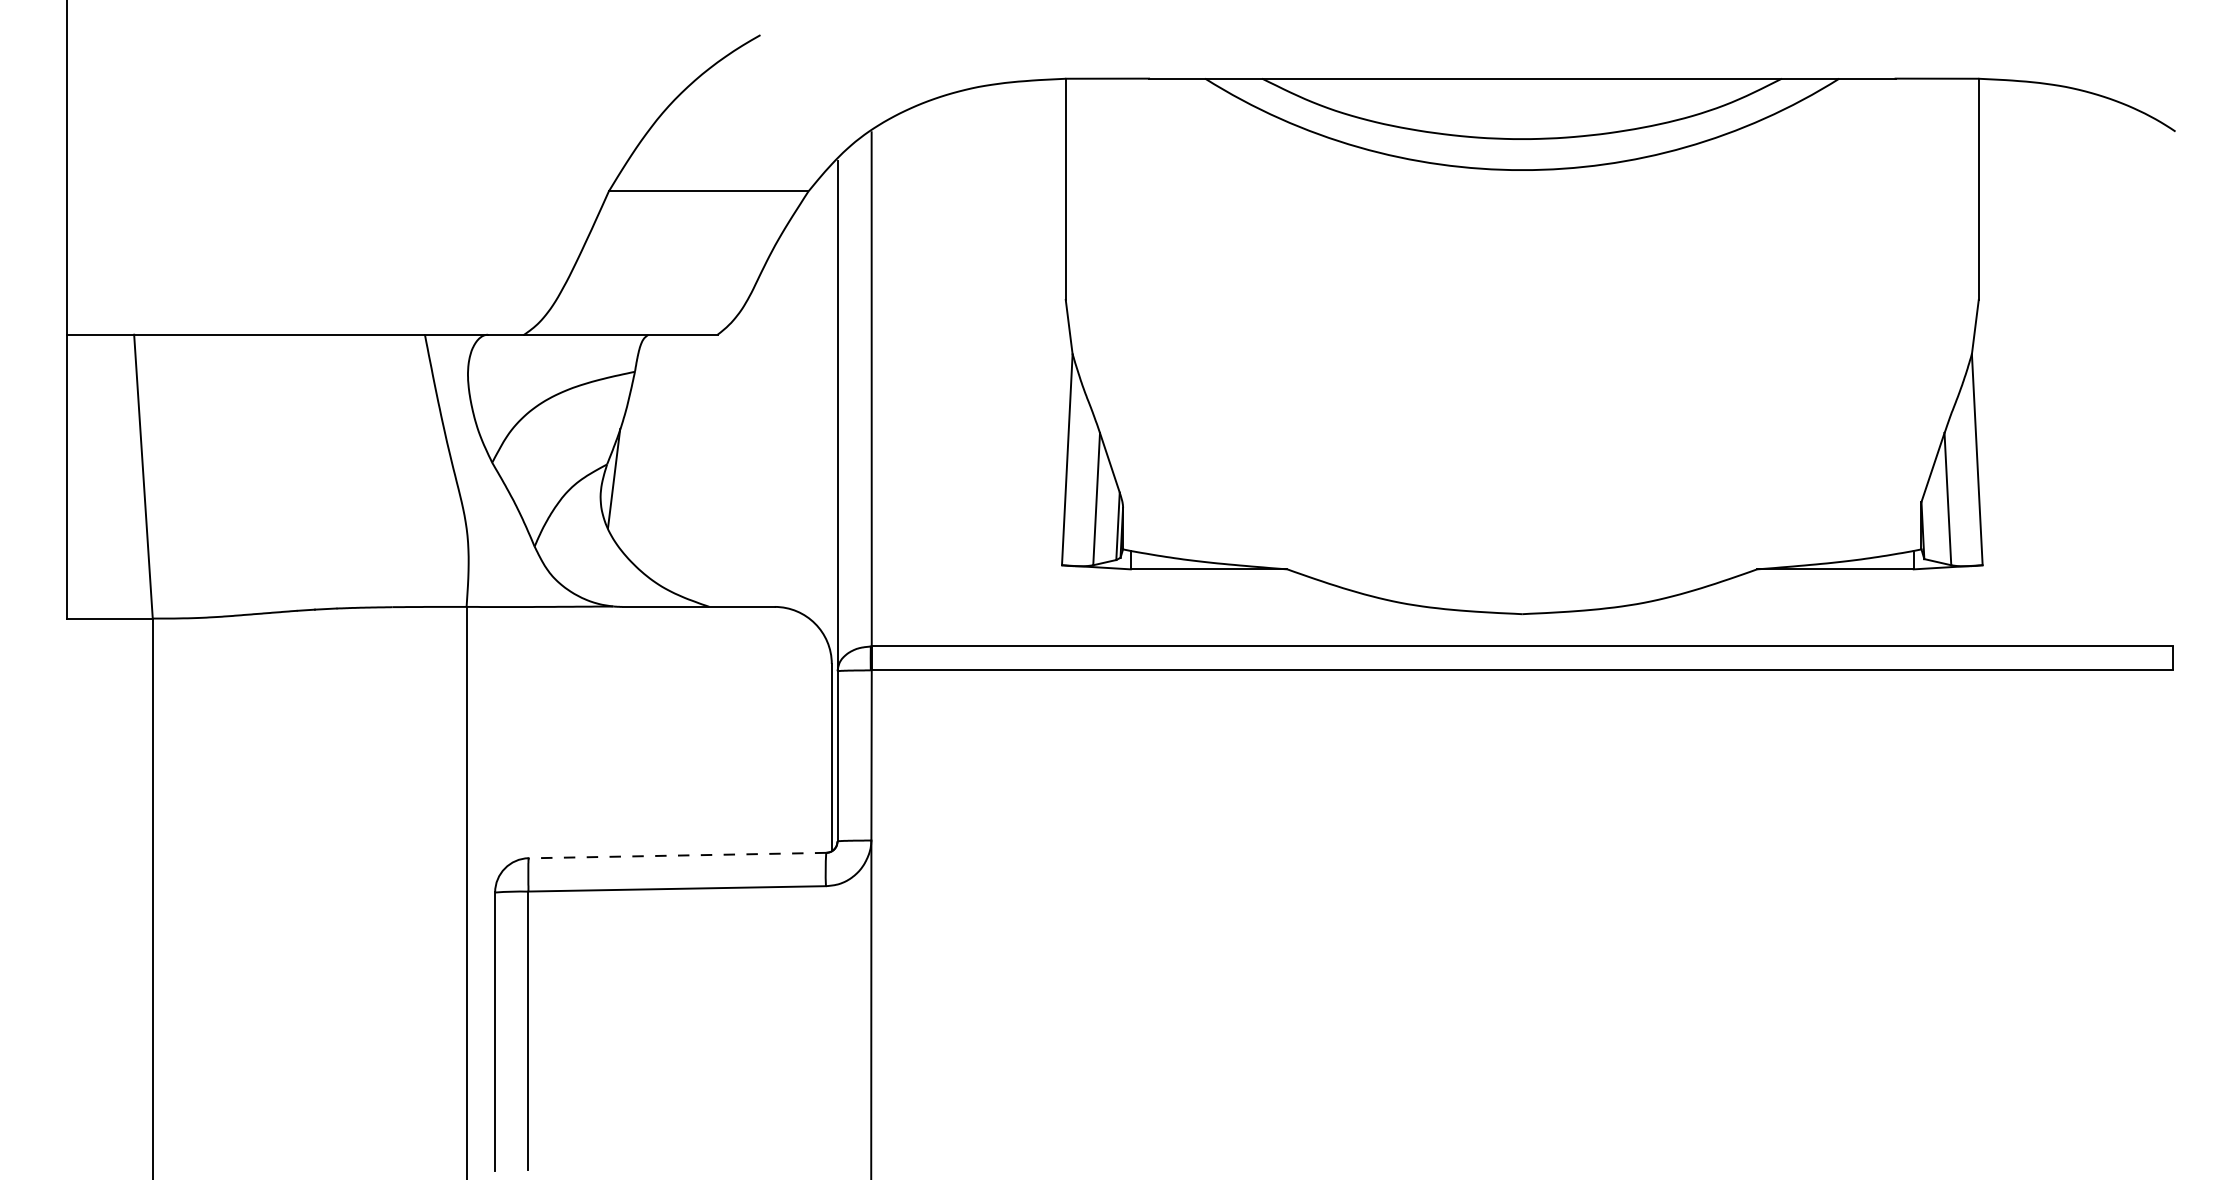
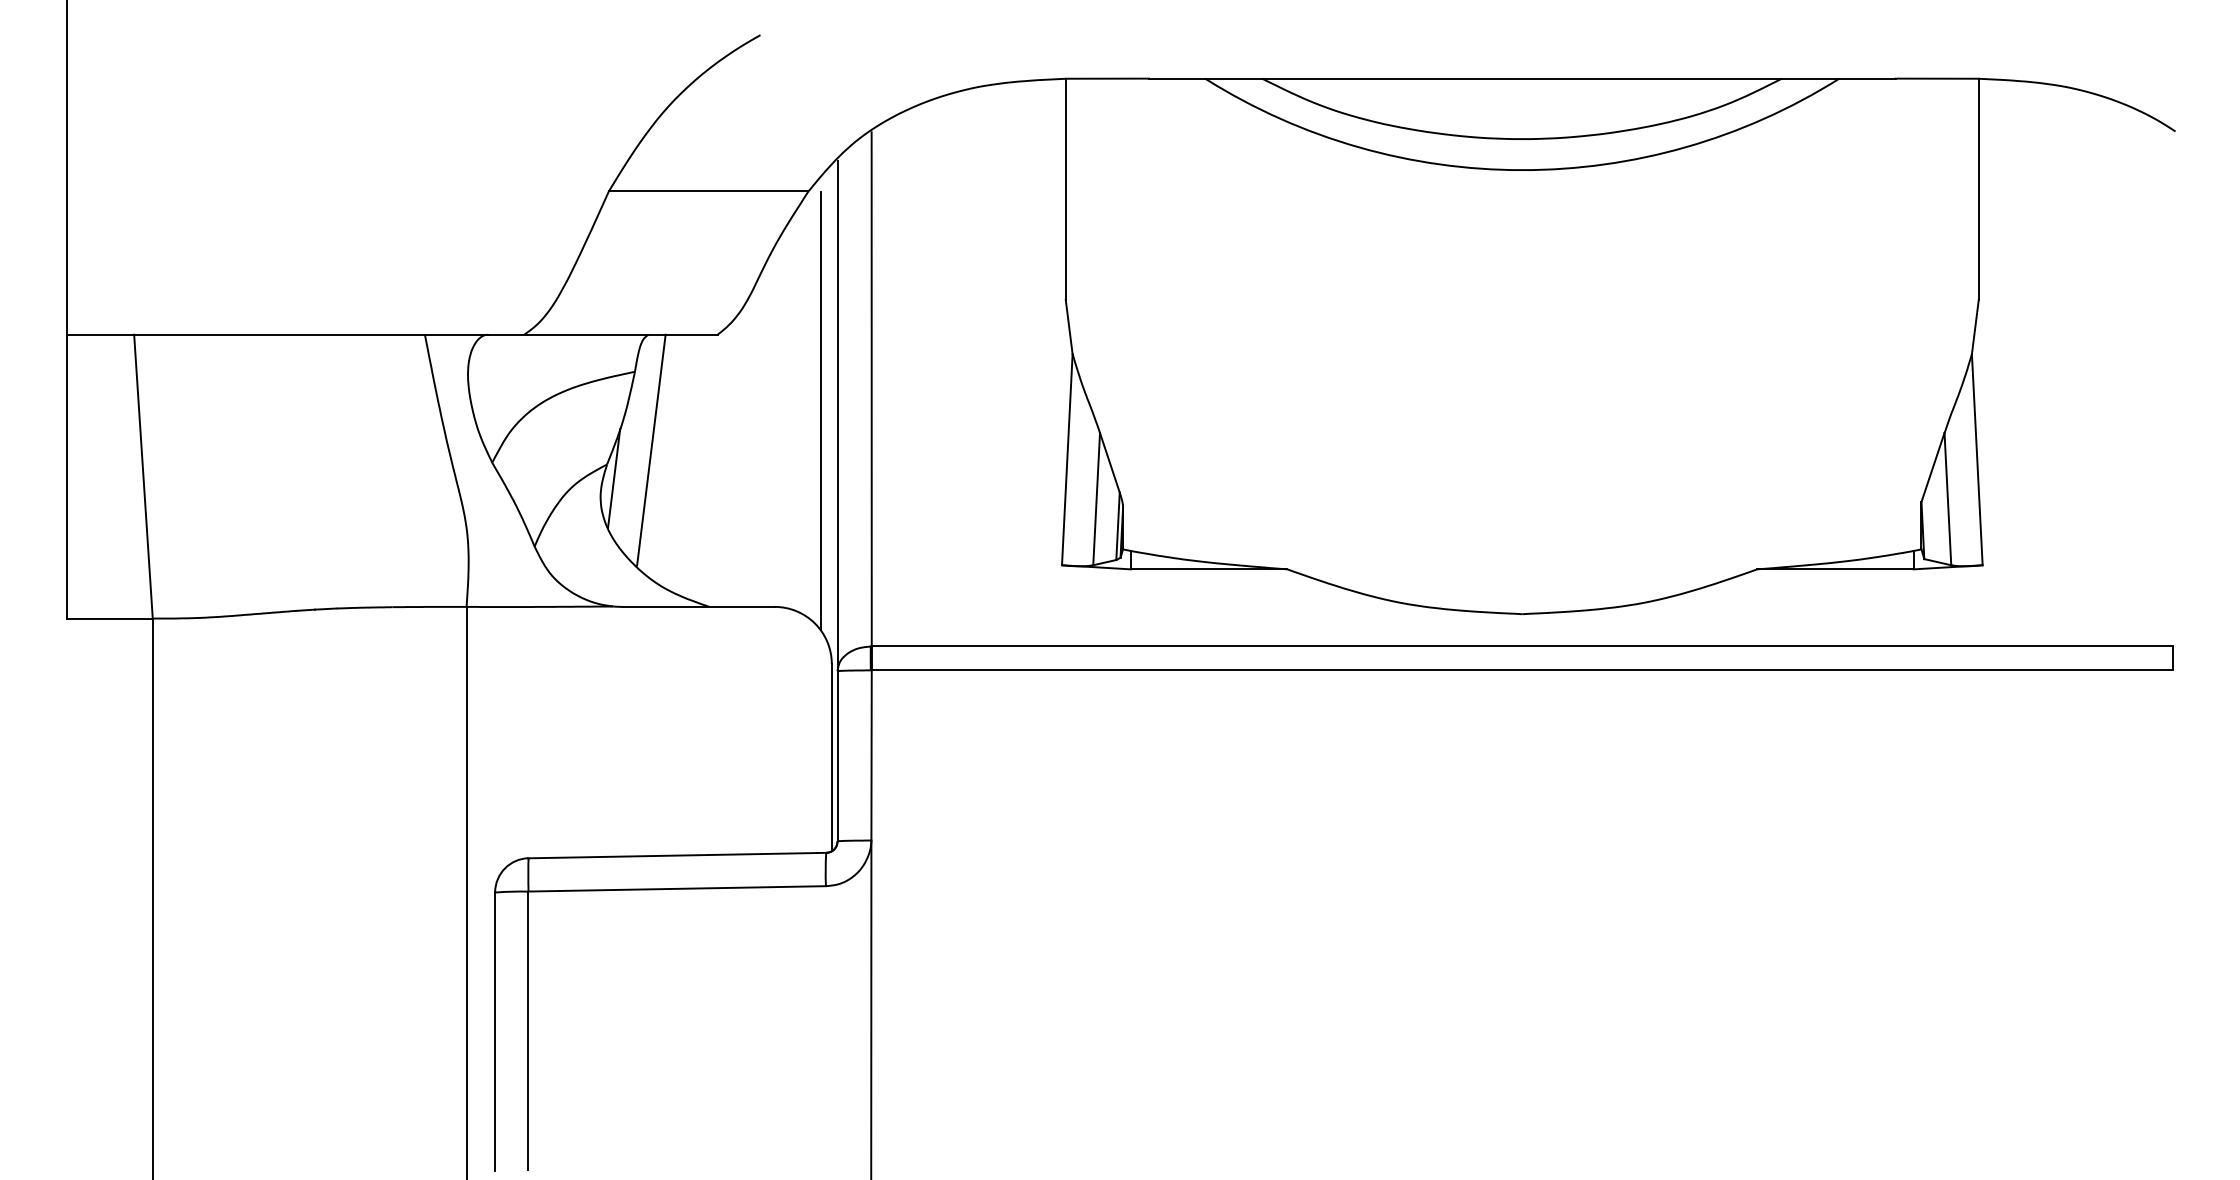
line: none -> present (820, 411)
line: none -> present (651, 449)
line: dashed -> solid (676, 855)
